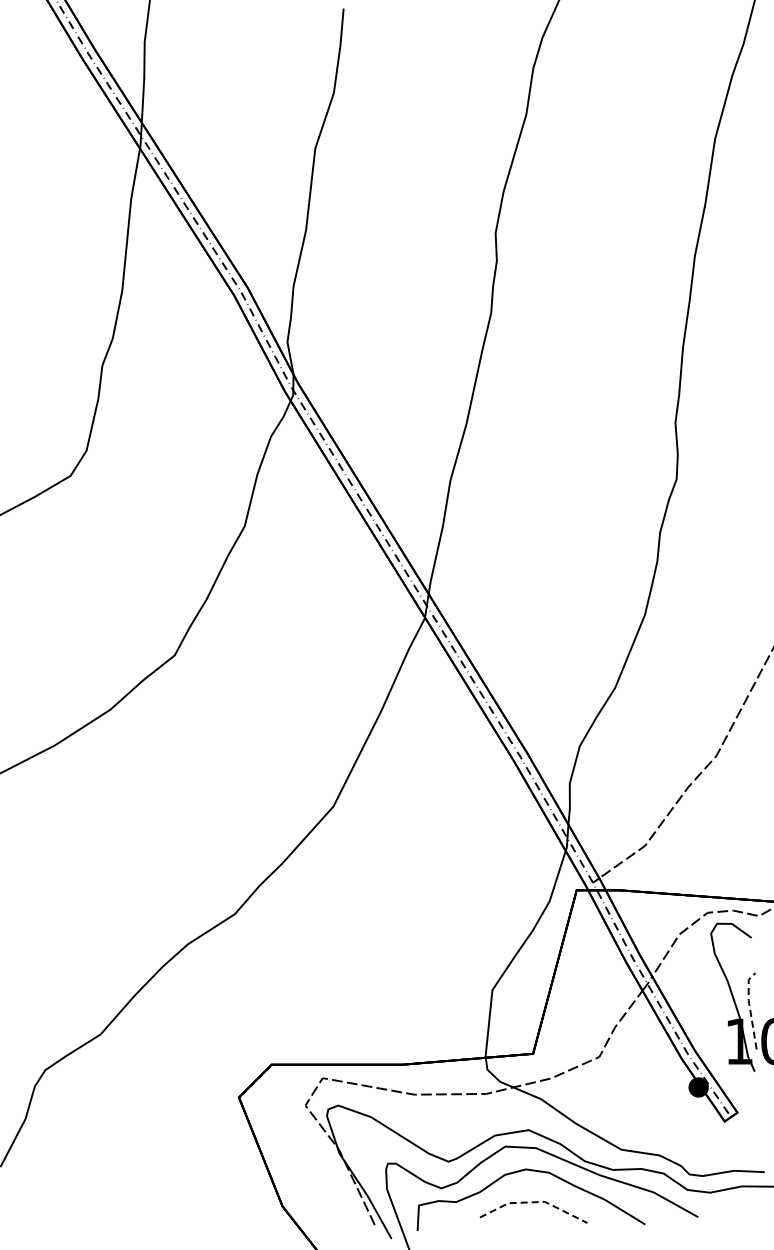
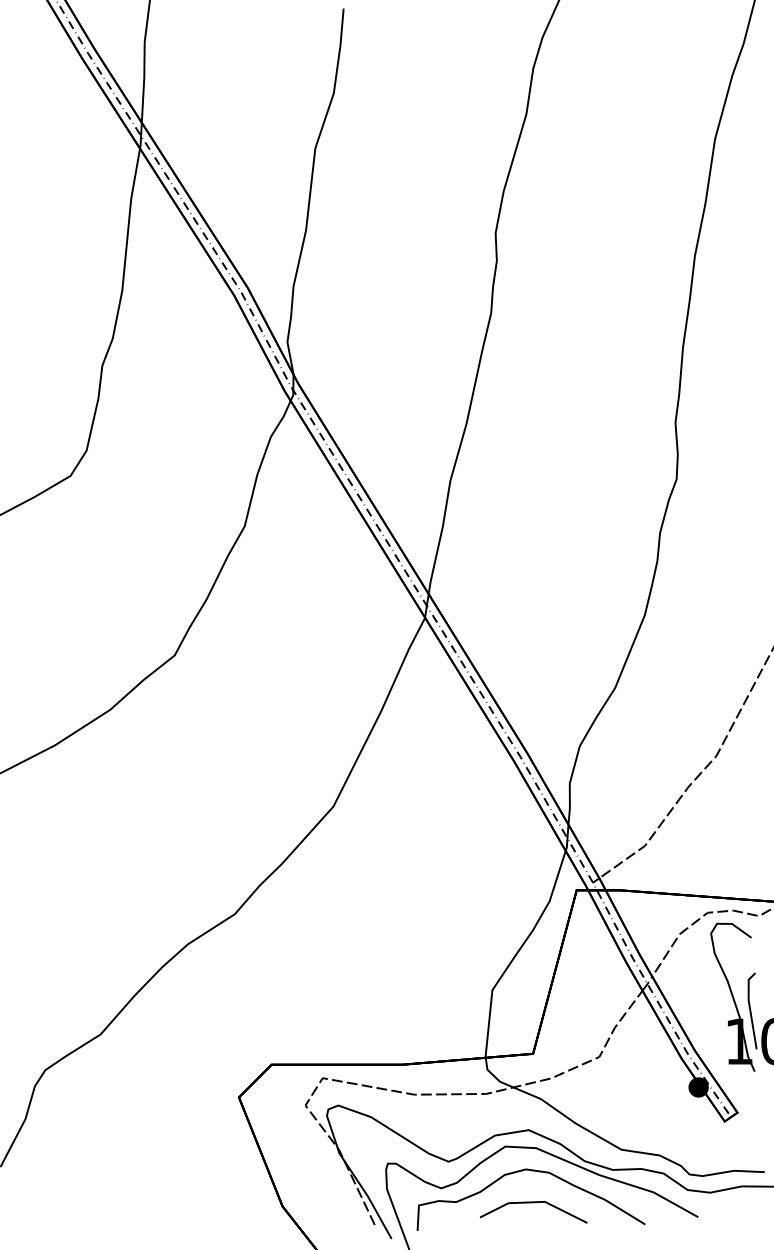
line: dashed -> solid (749, 1008)
line: dashed -> solid (535, 1202)
